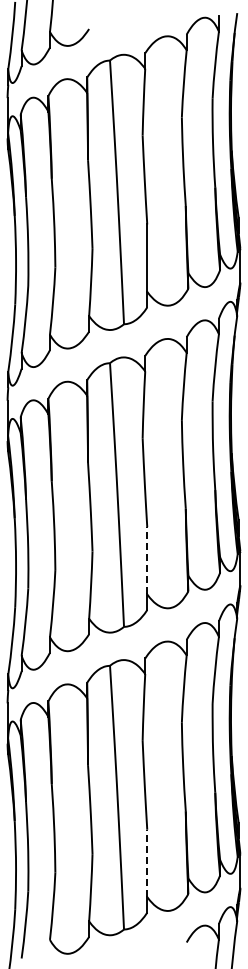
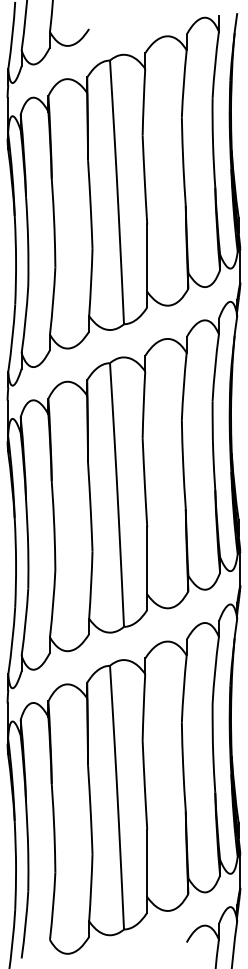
line: dashed -> solid (147, 560)
line: dashed -> solid (147, 863)
